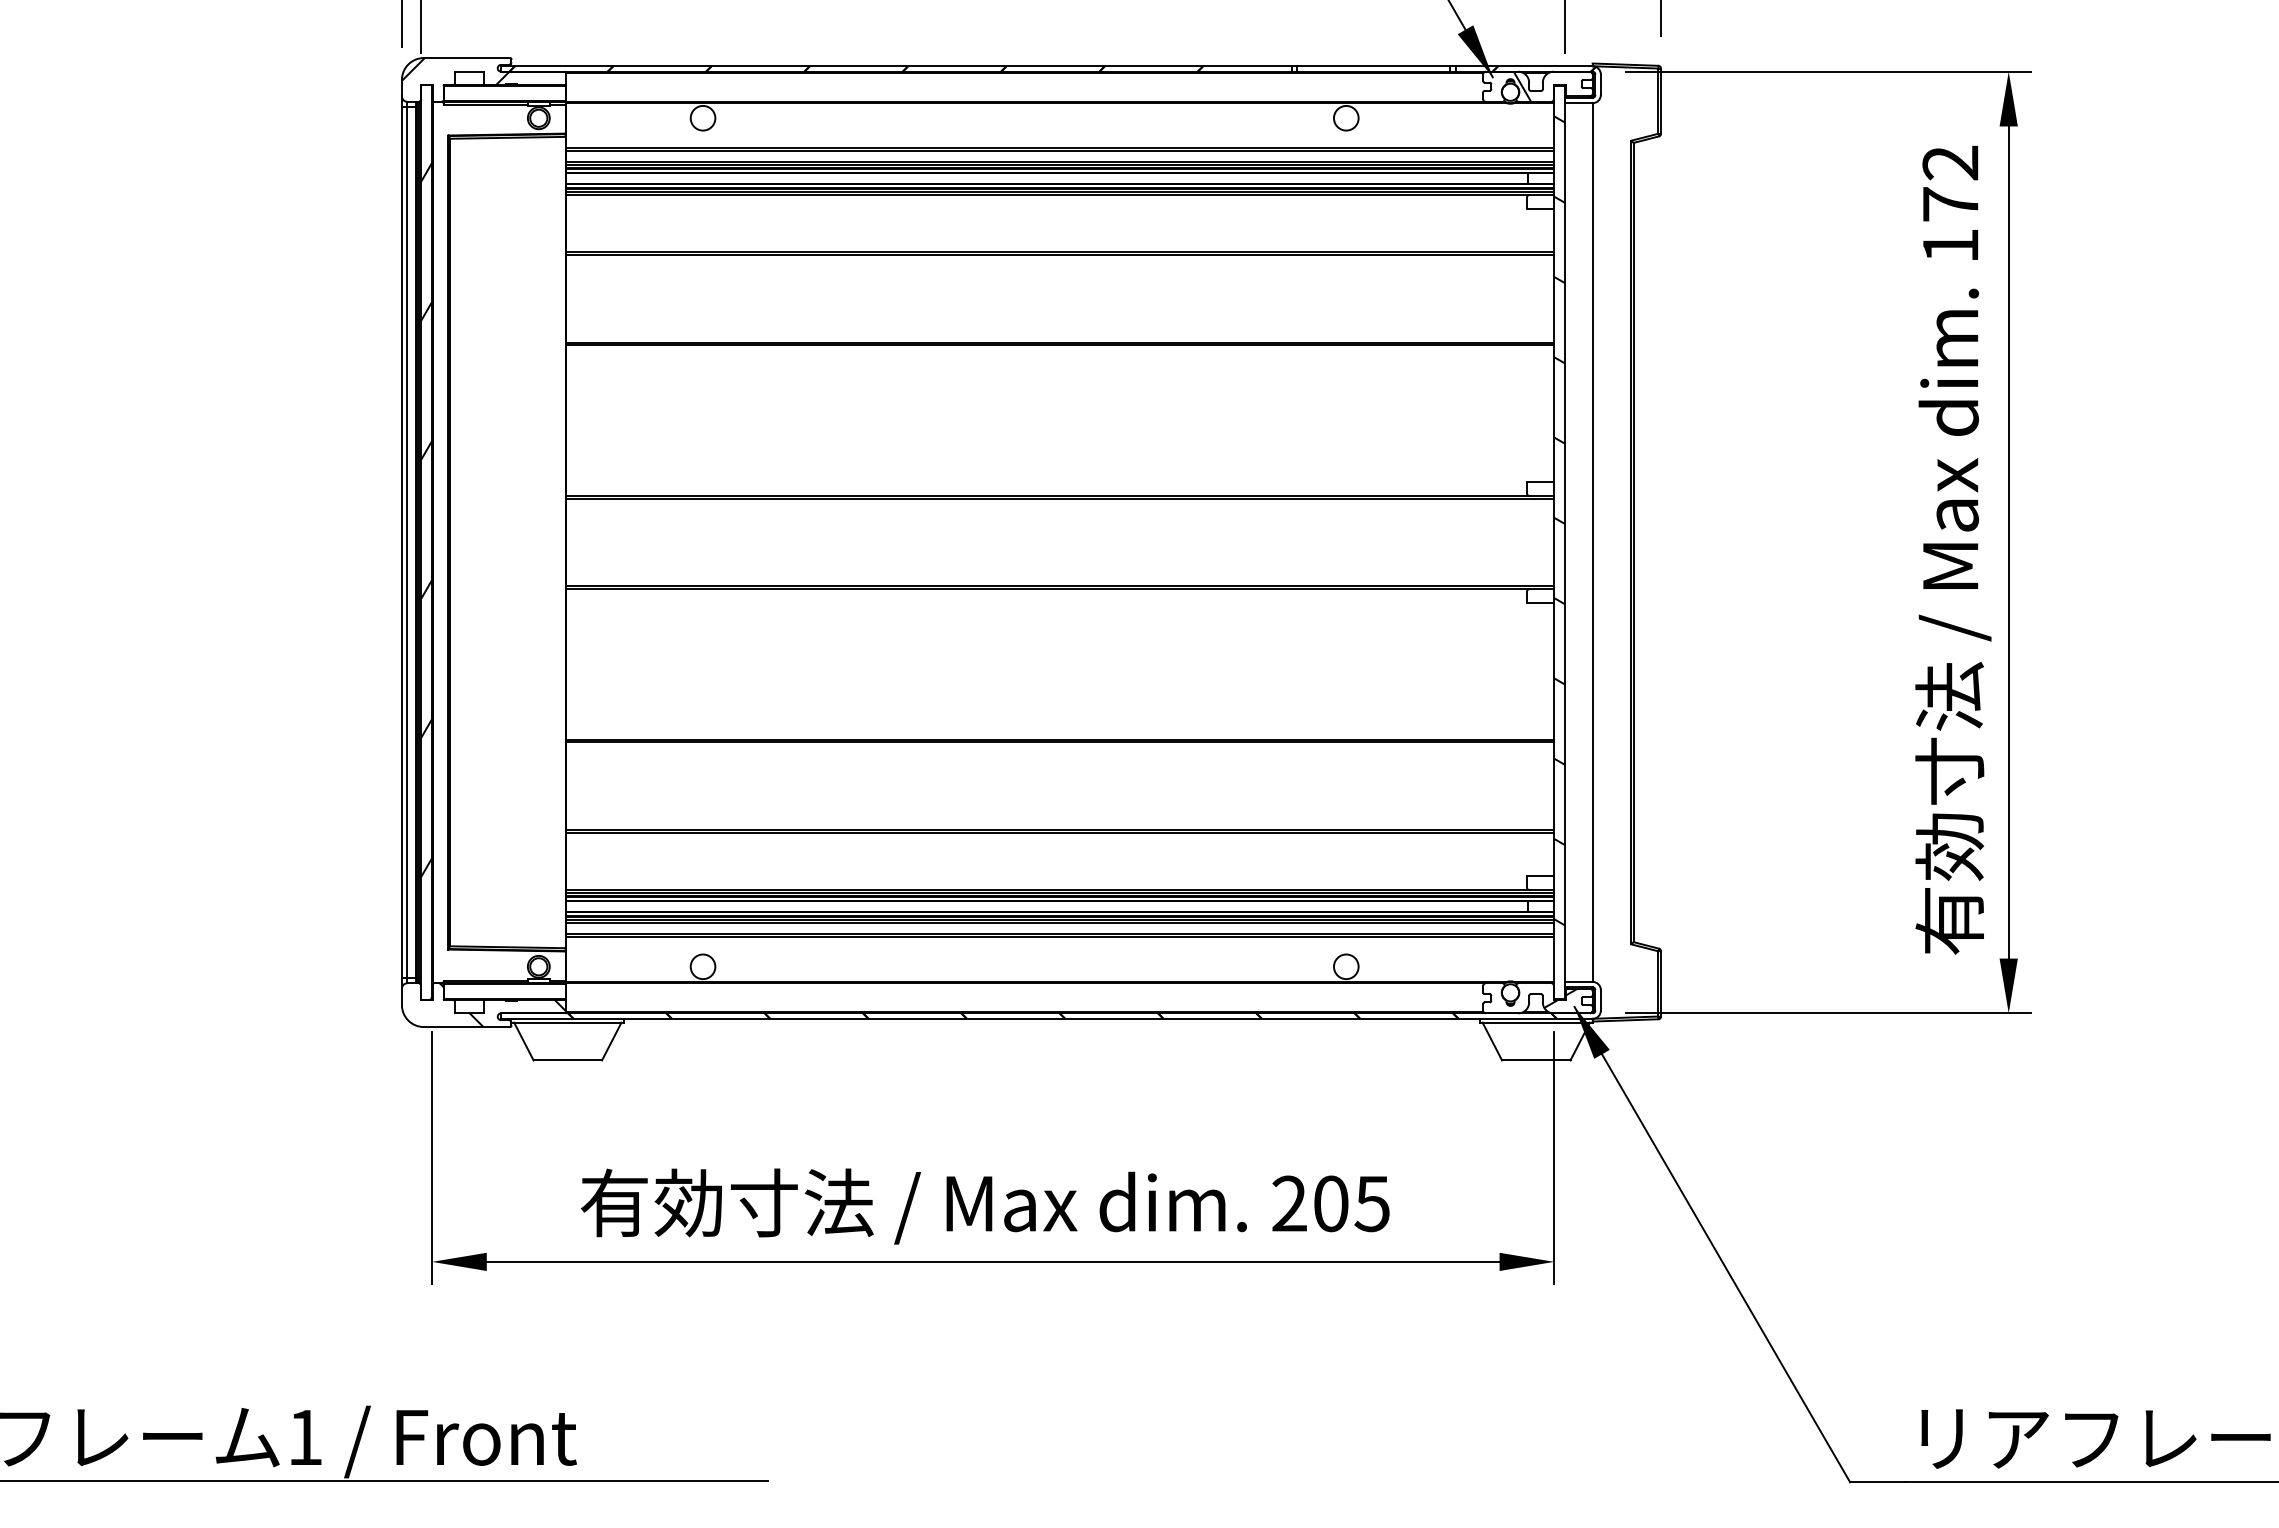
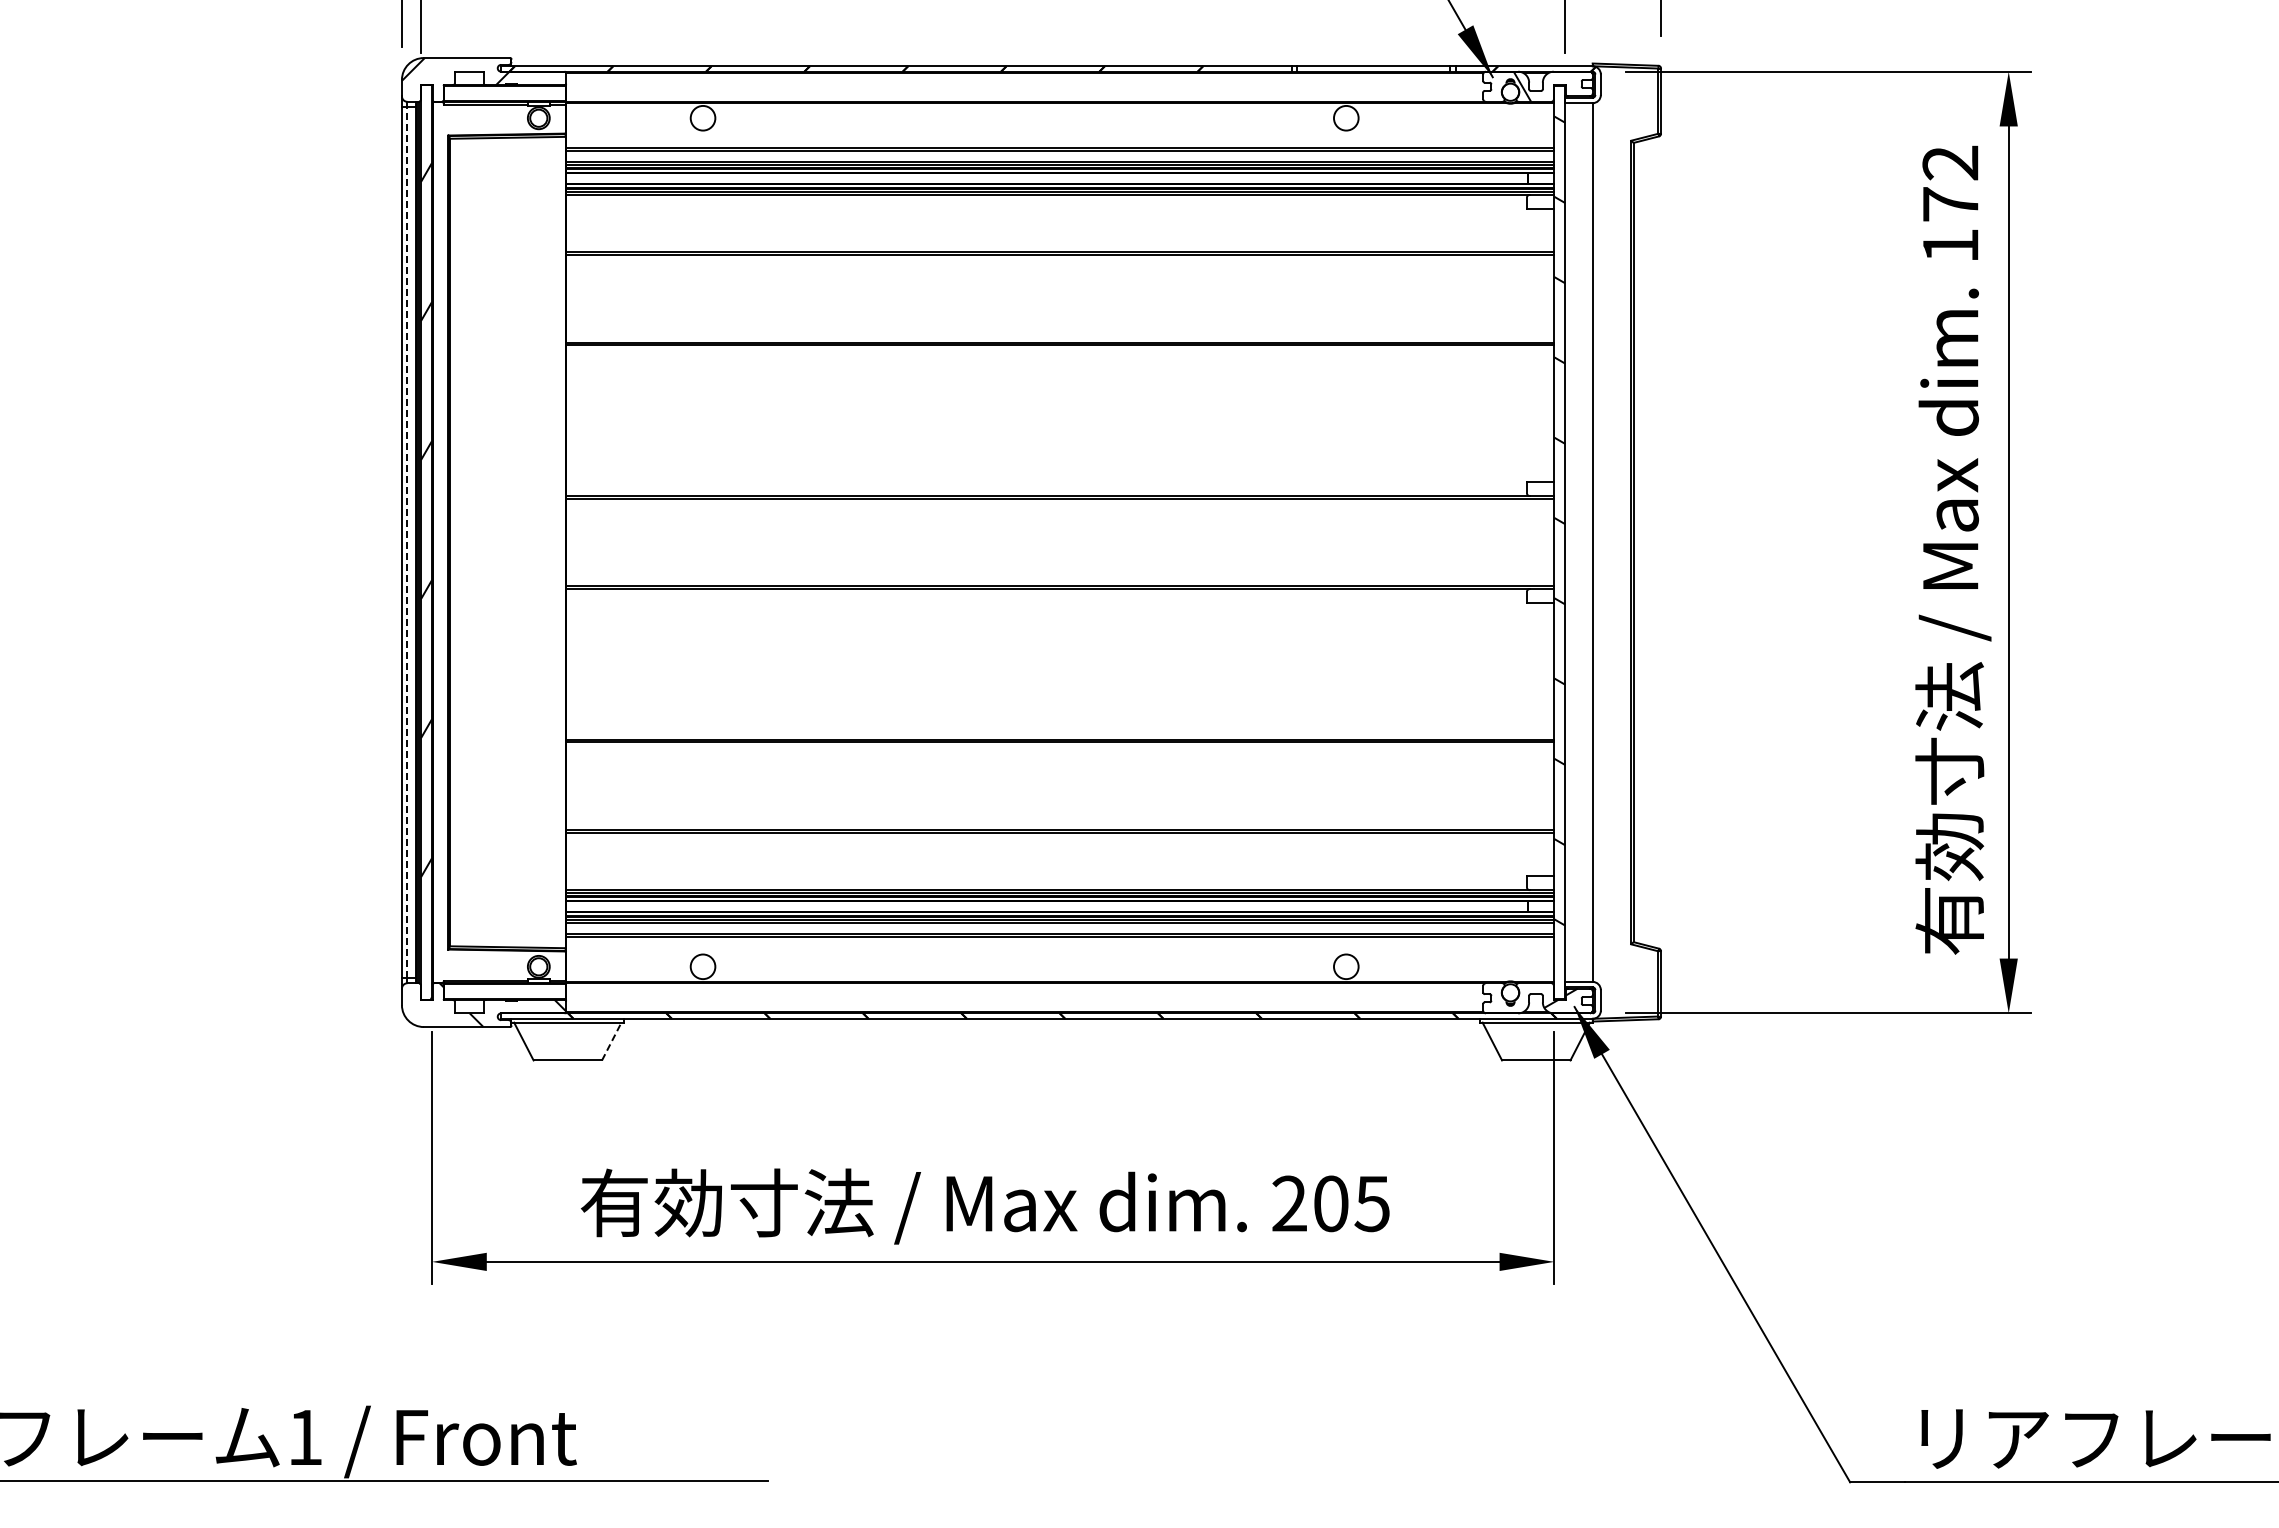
line: solid -> dashed (407, 542)
line: solid -> dashed (611, 1041)
